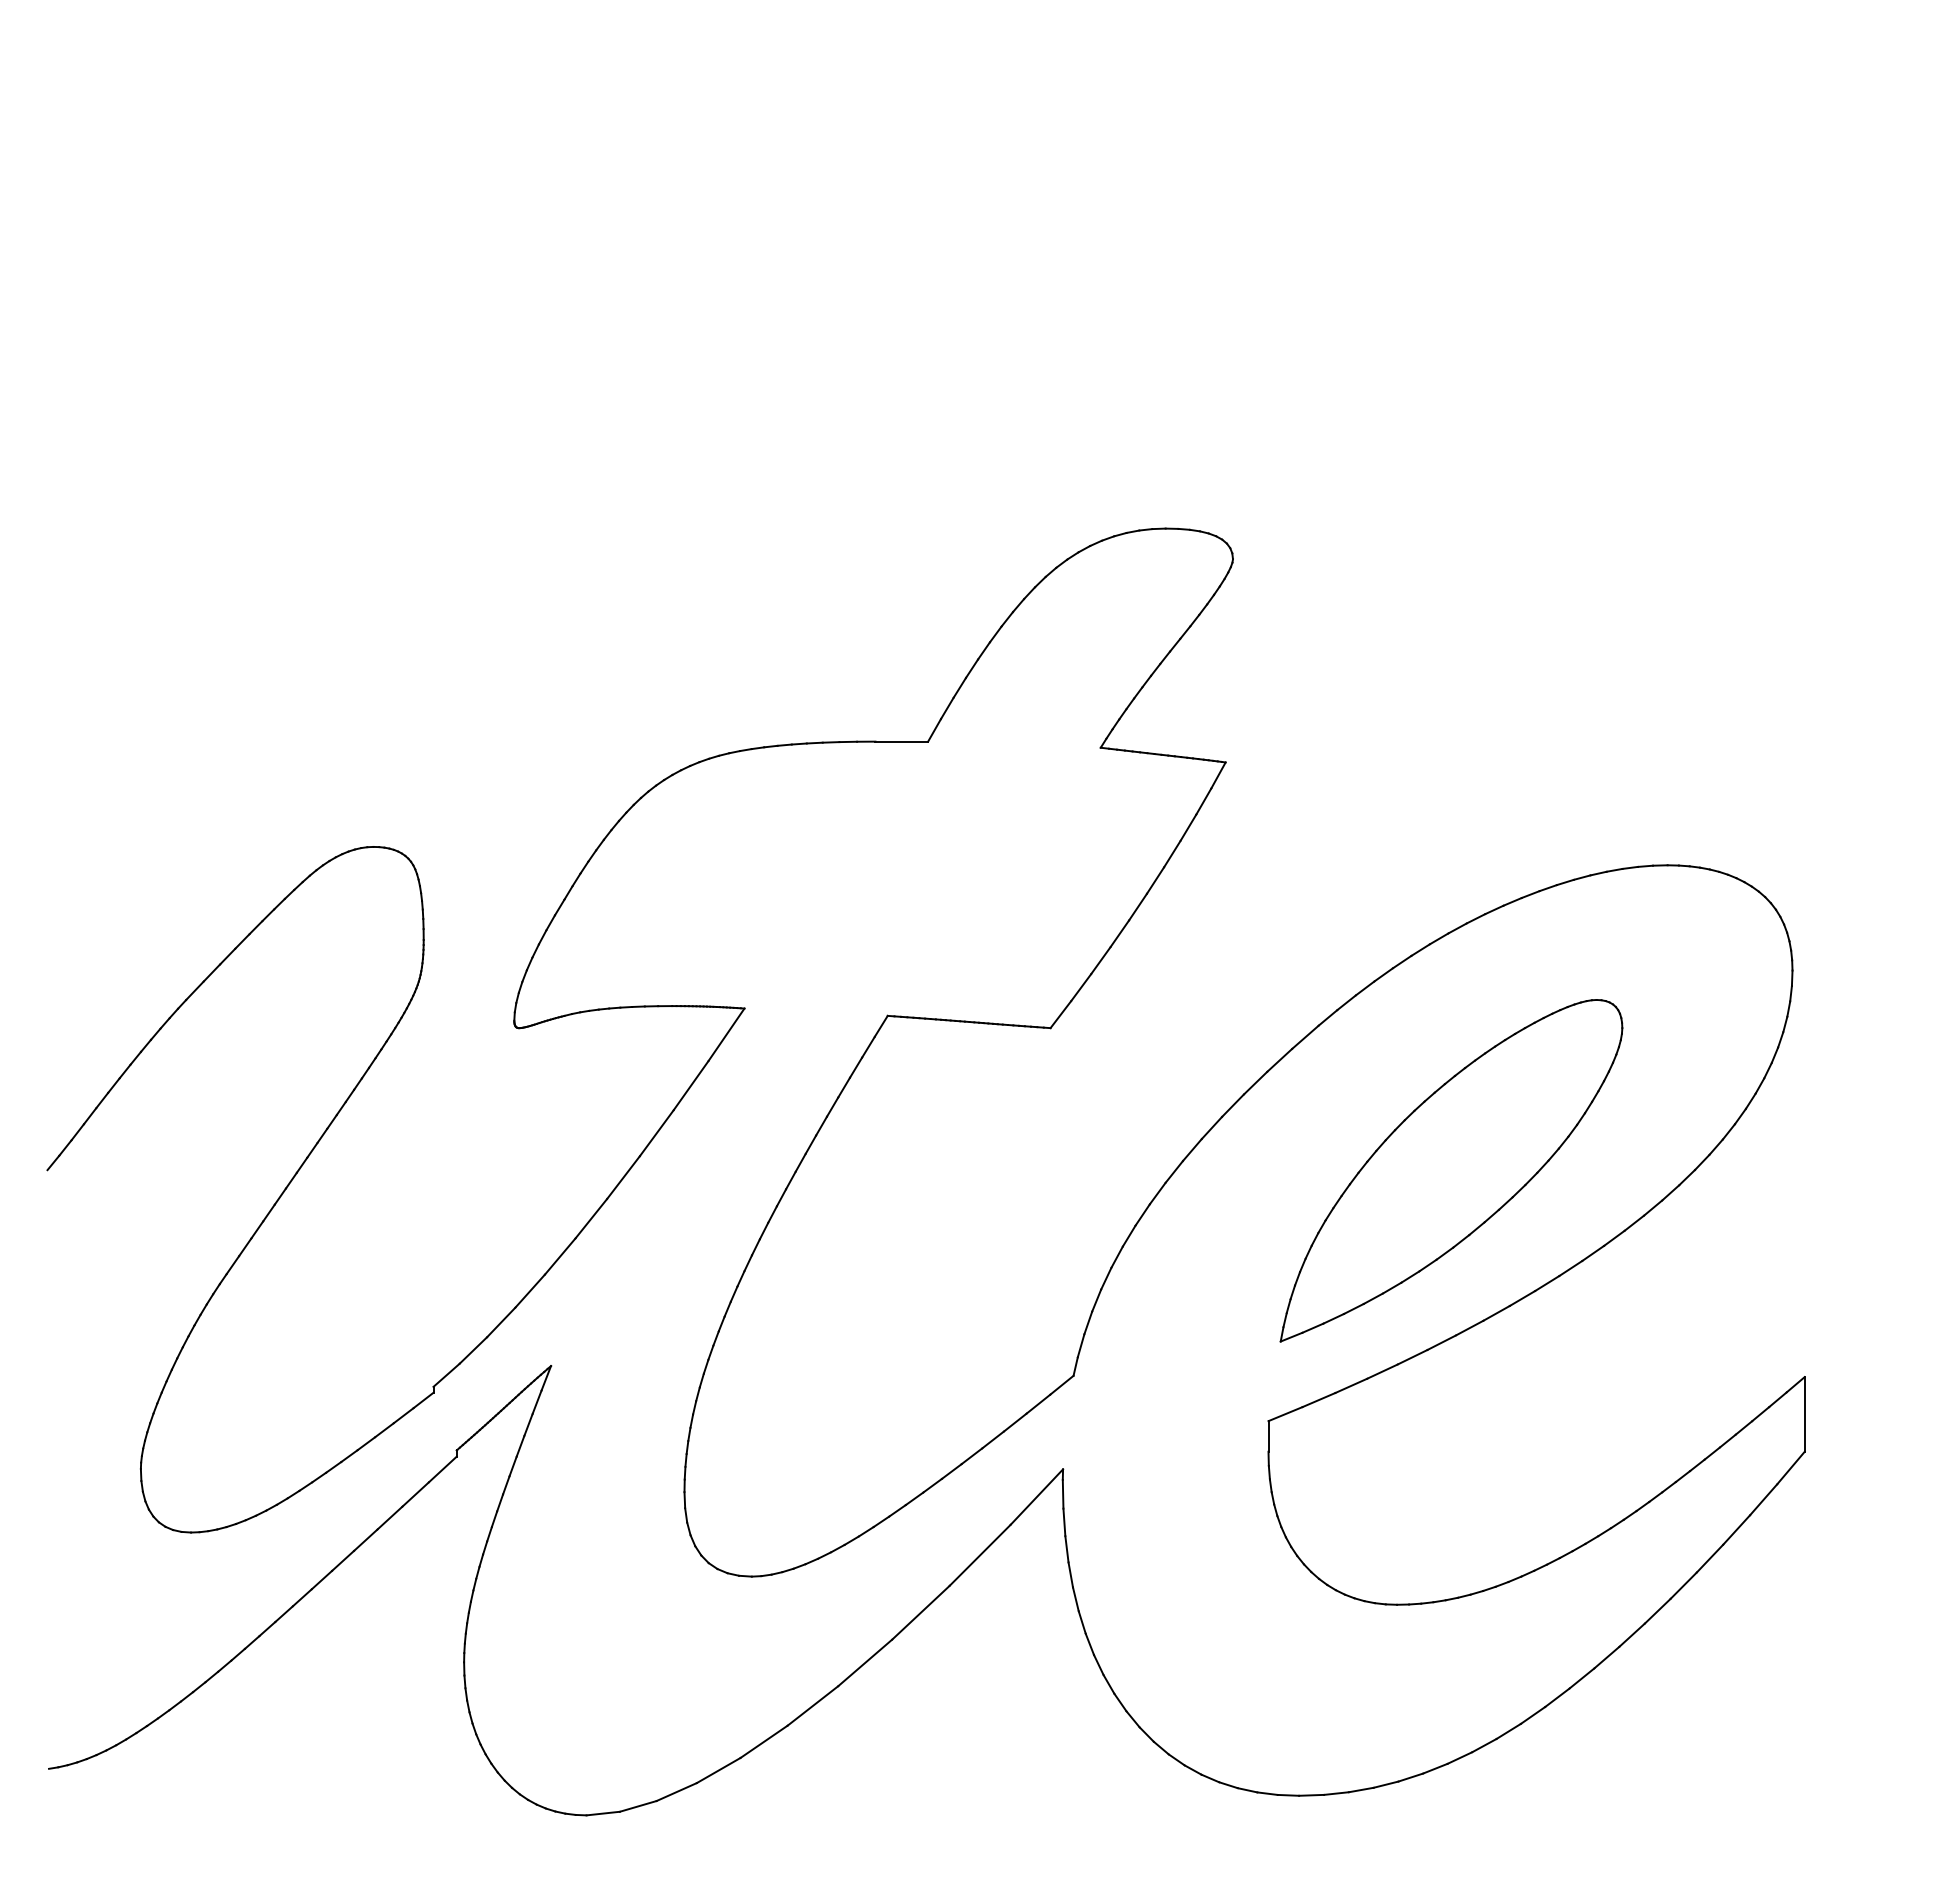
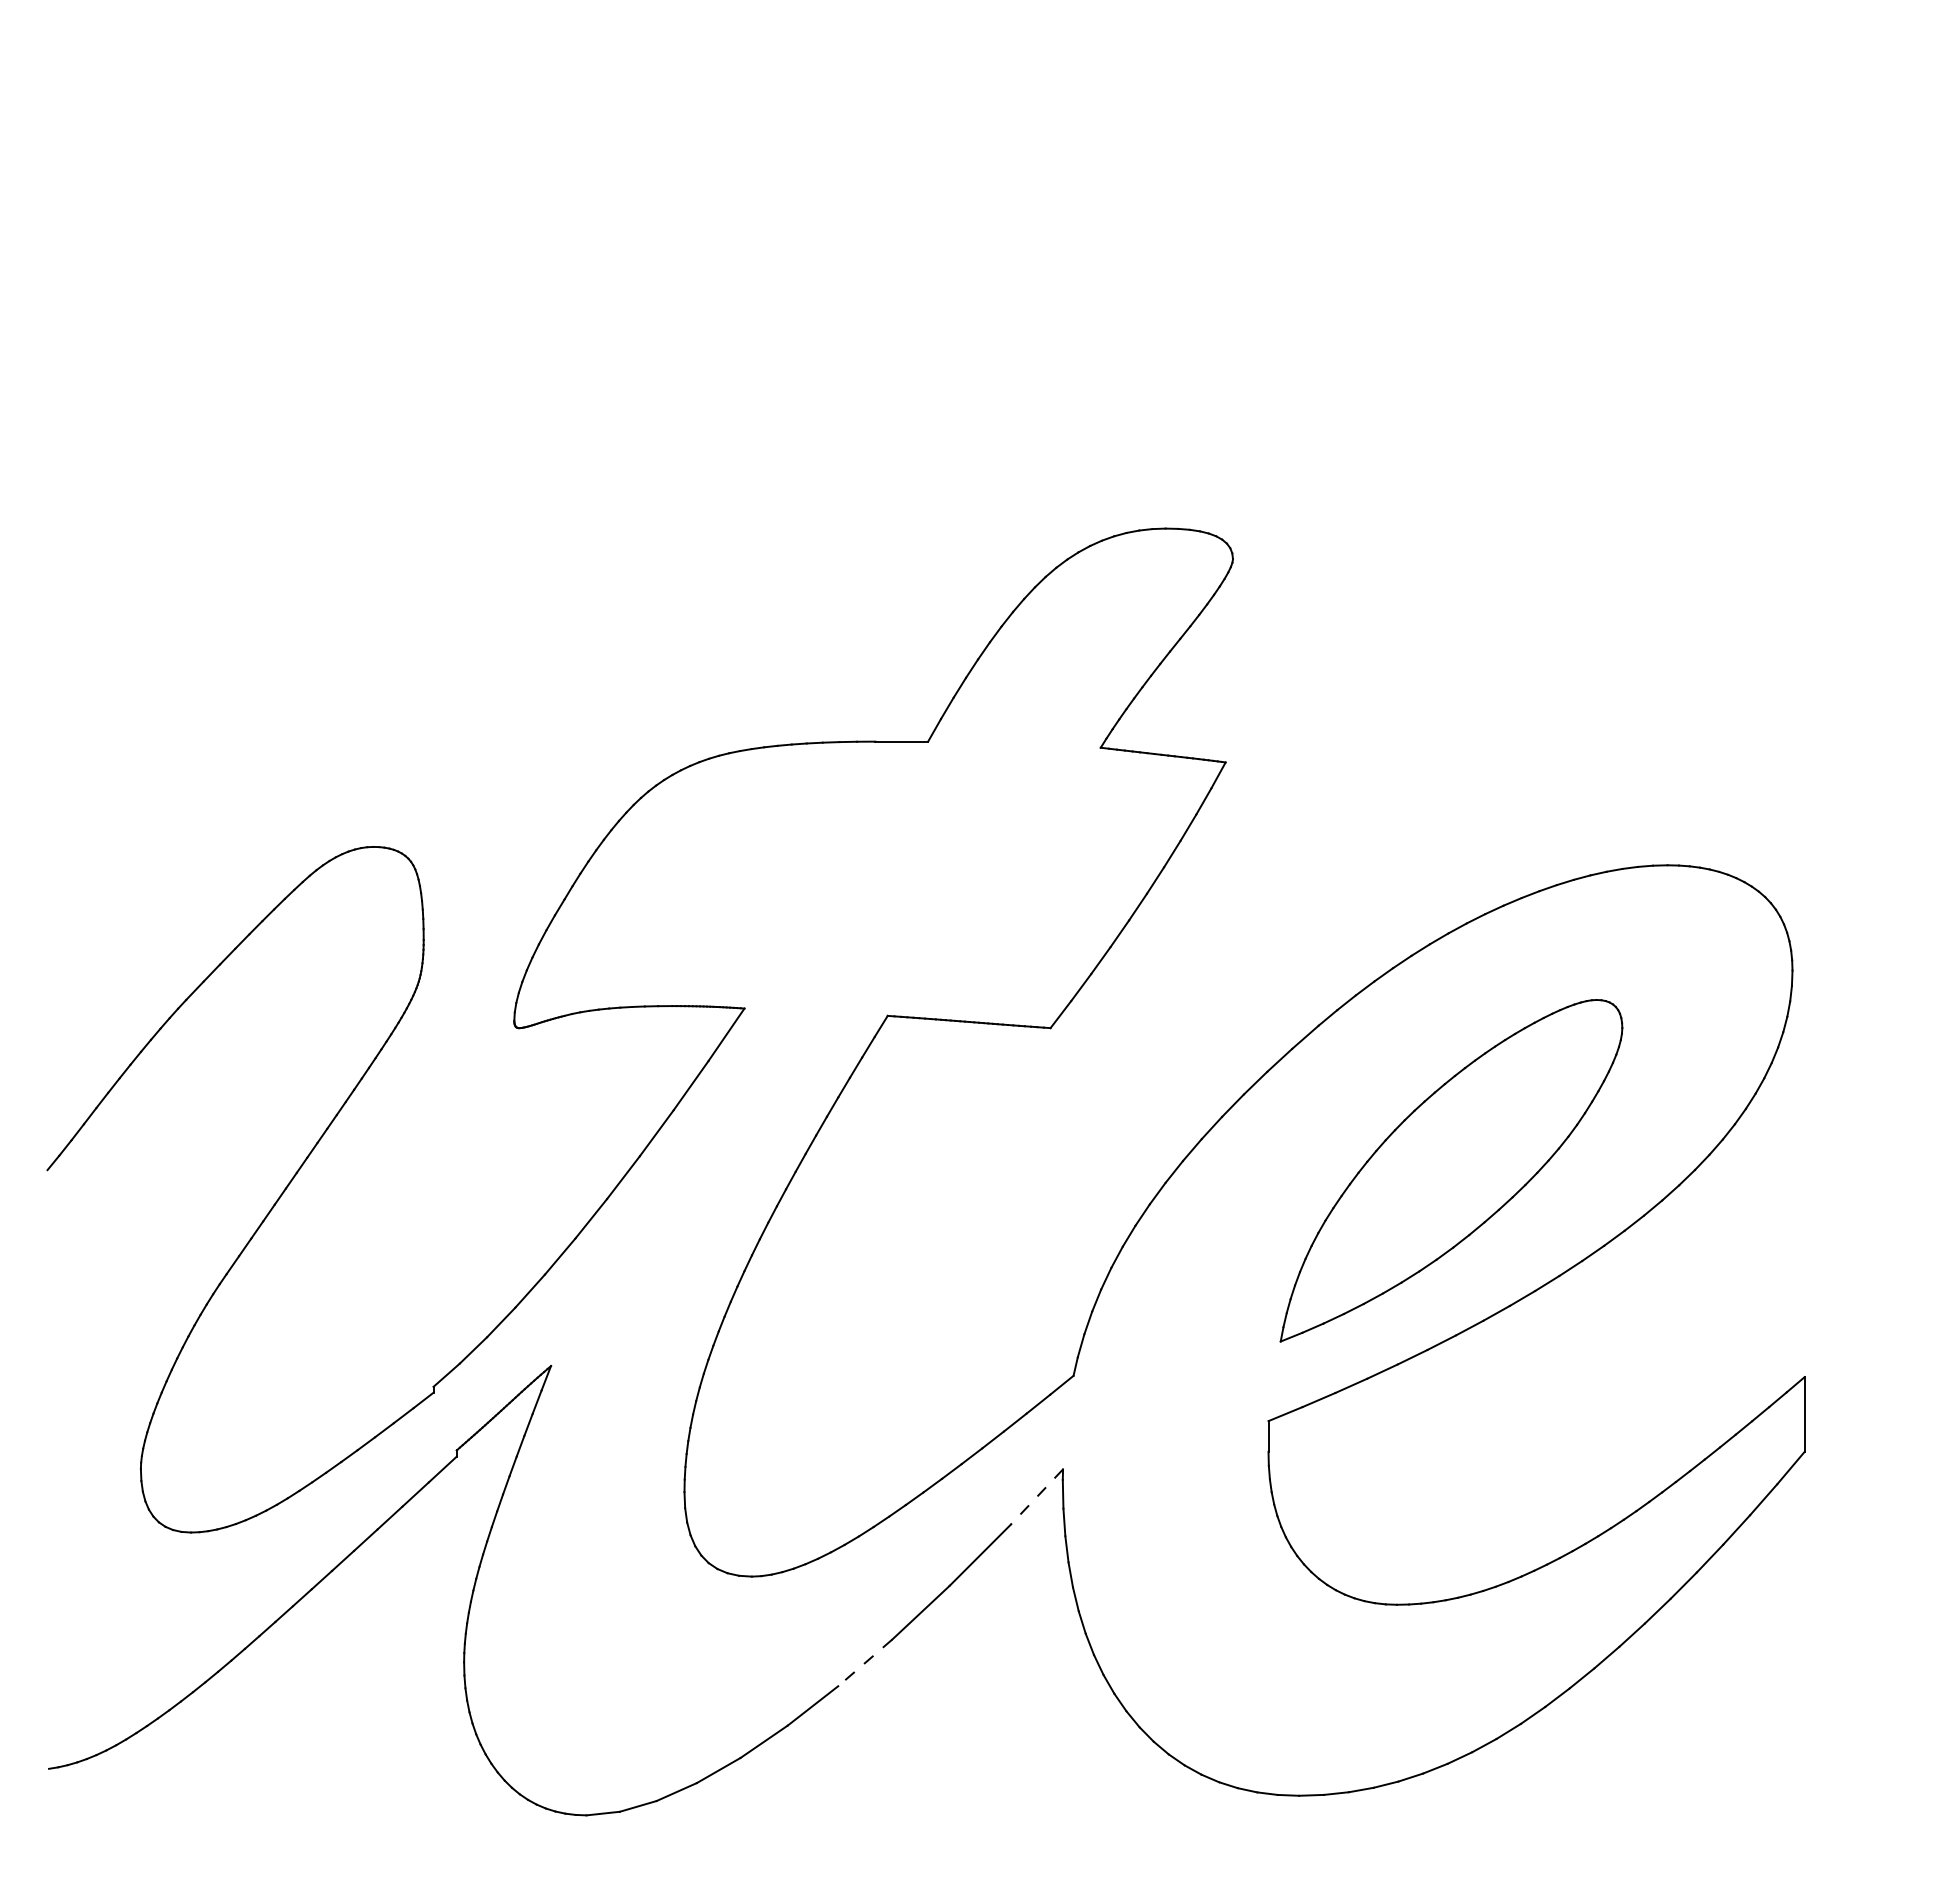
line: solid -> dashed (1036, 1497)
line: solid -> dashed (865, 1662)
